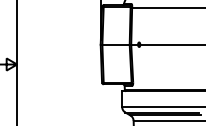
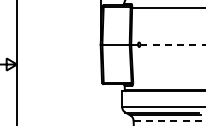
line: solid -> dashed (172, 44)
line: solid -> dashed (169, 120)
